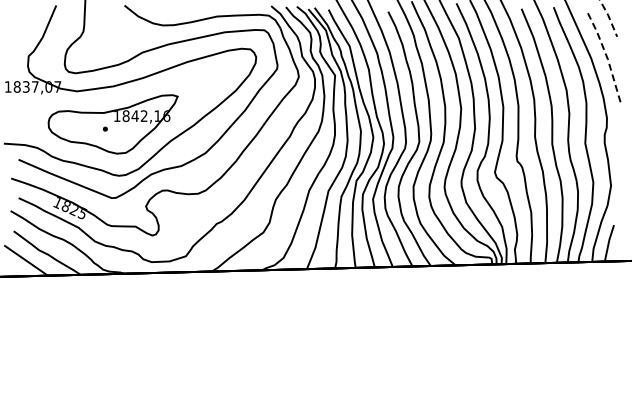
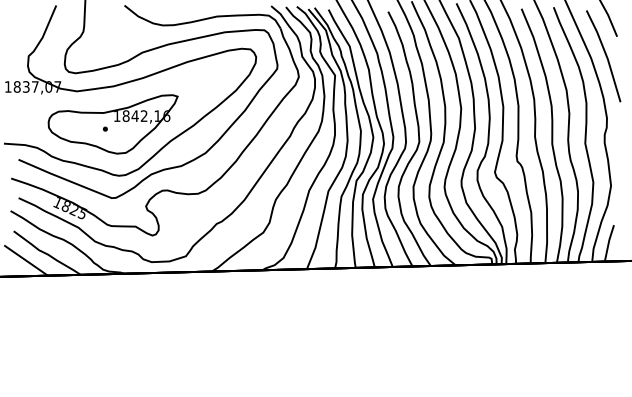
line: dashed -> solid (609, 17)
line: dashed -> solid (606, 54)
